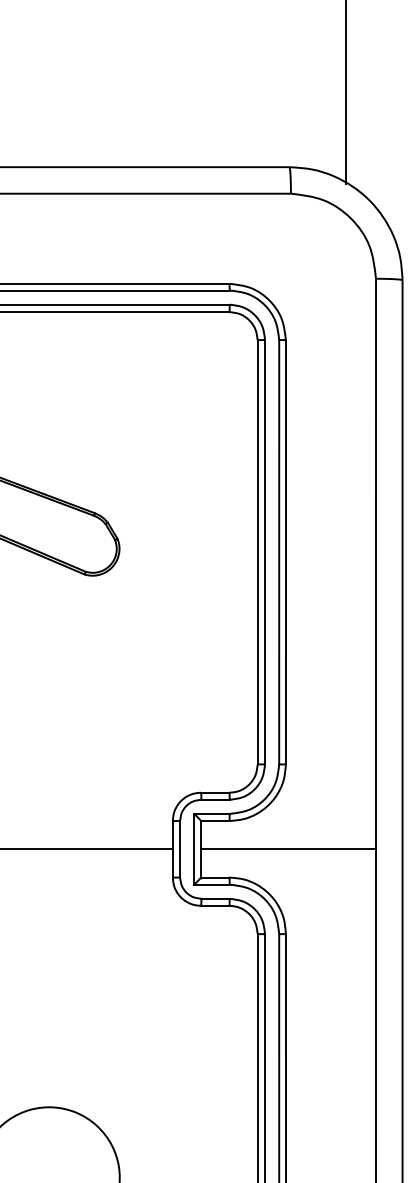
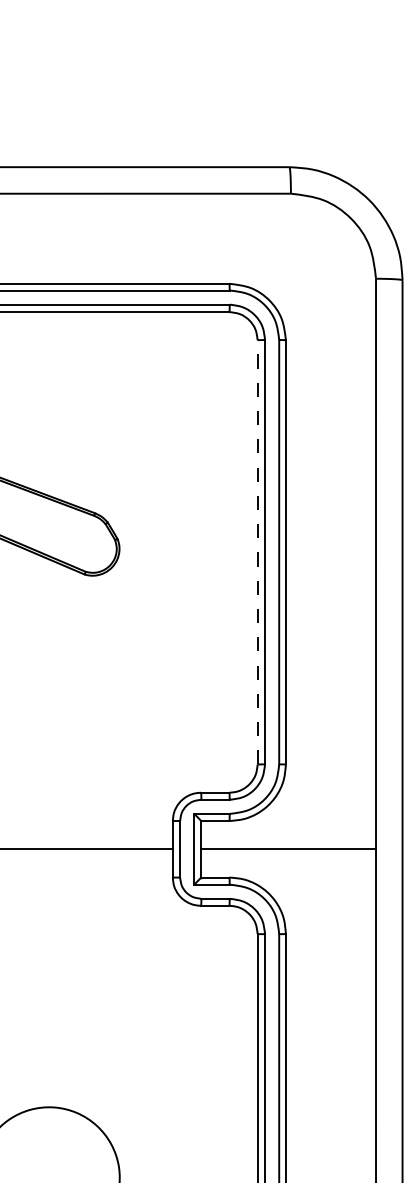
line: present -> none (346, 93)
line: solid -> dashed (257, 551)
